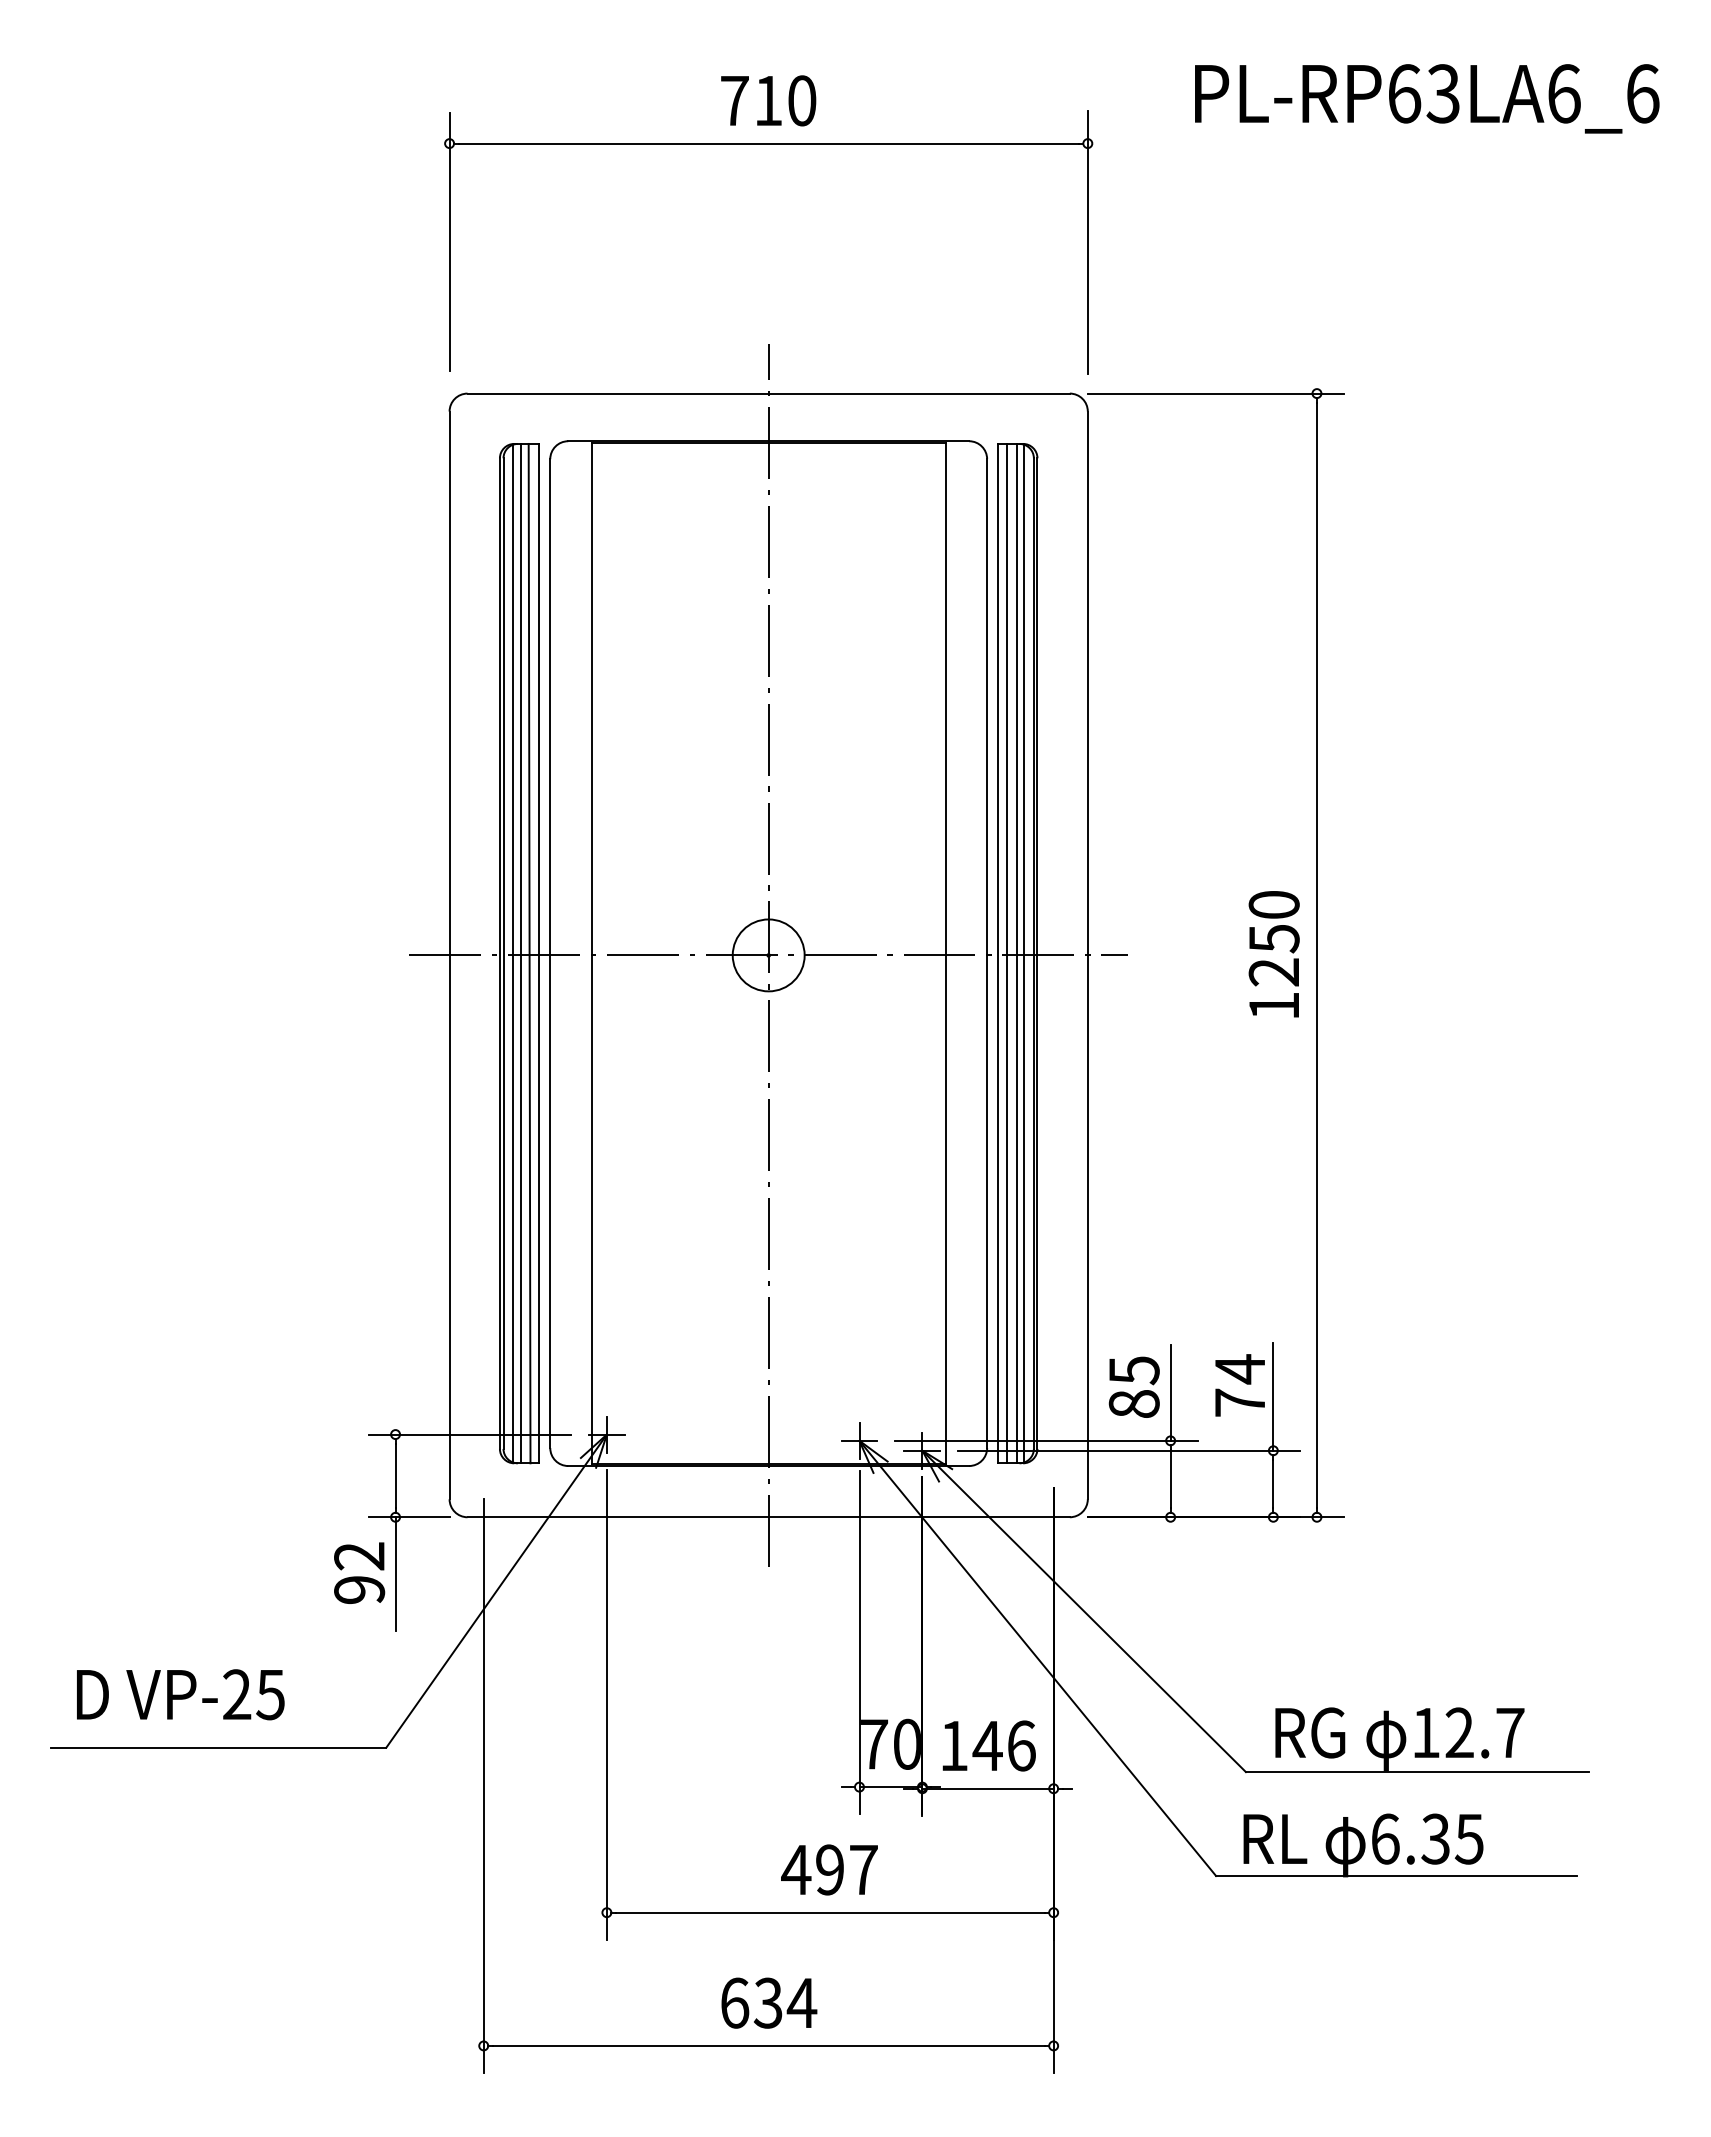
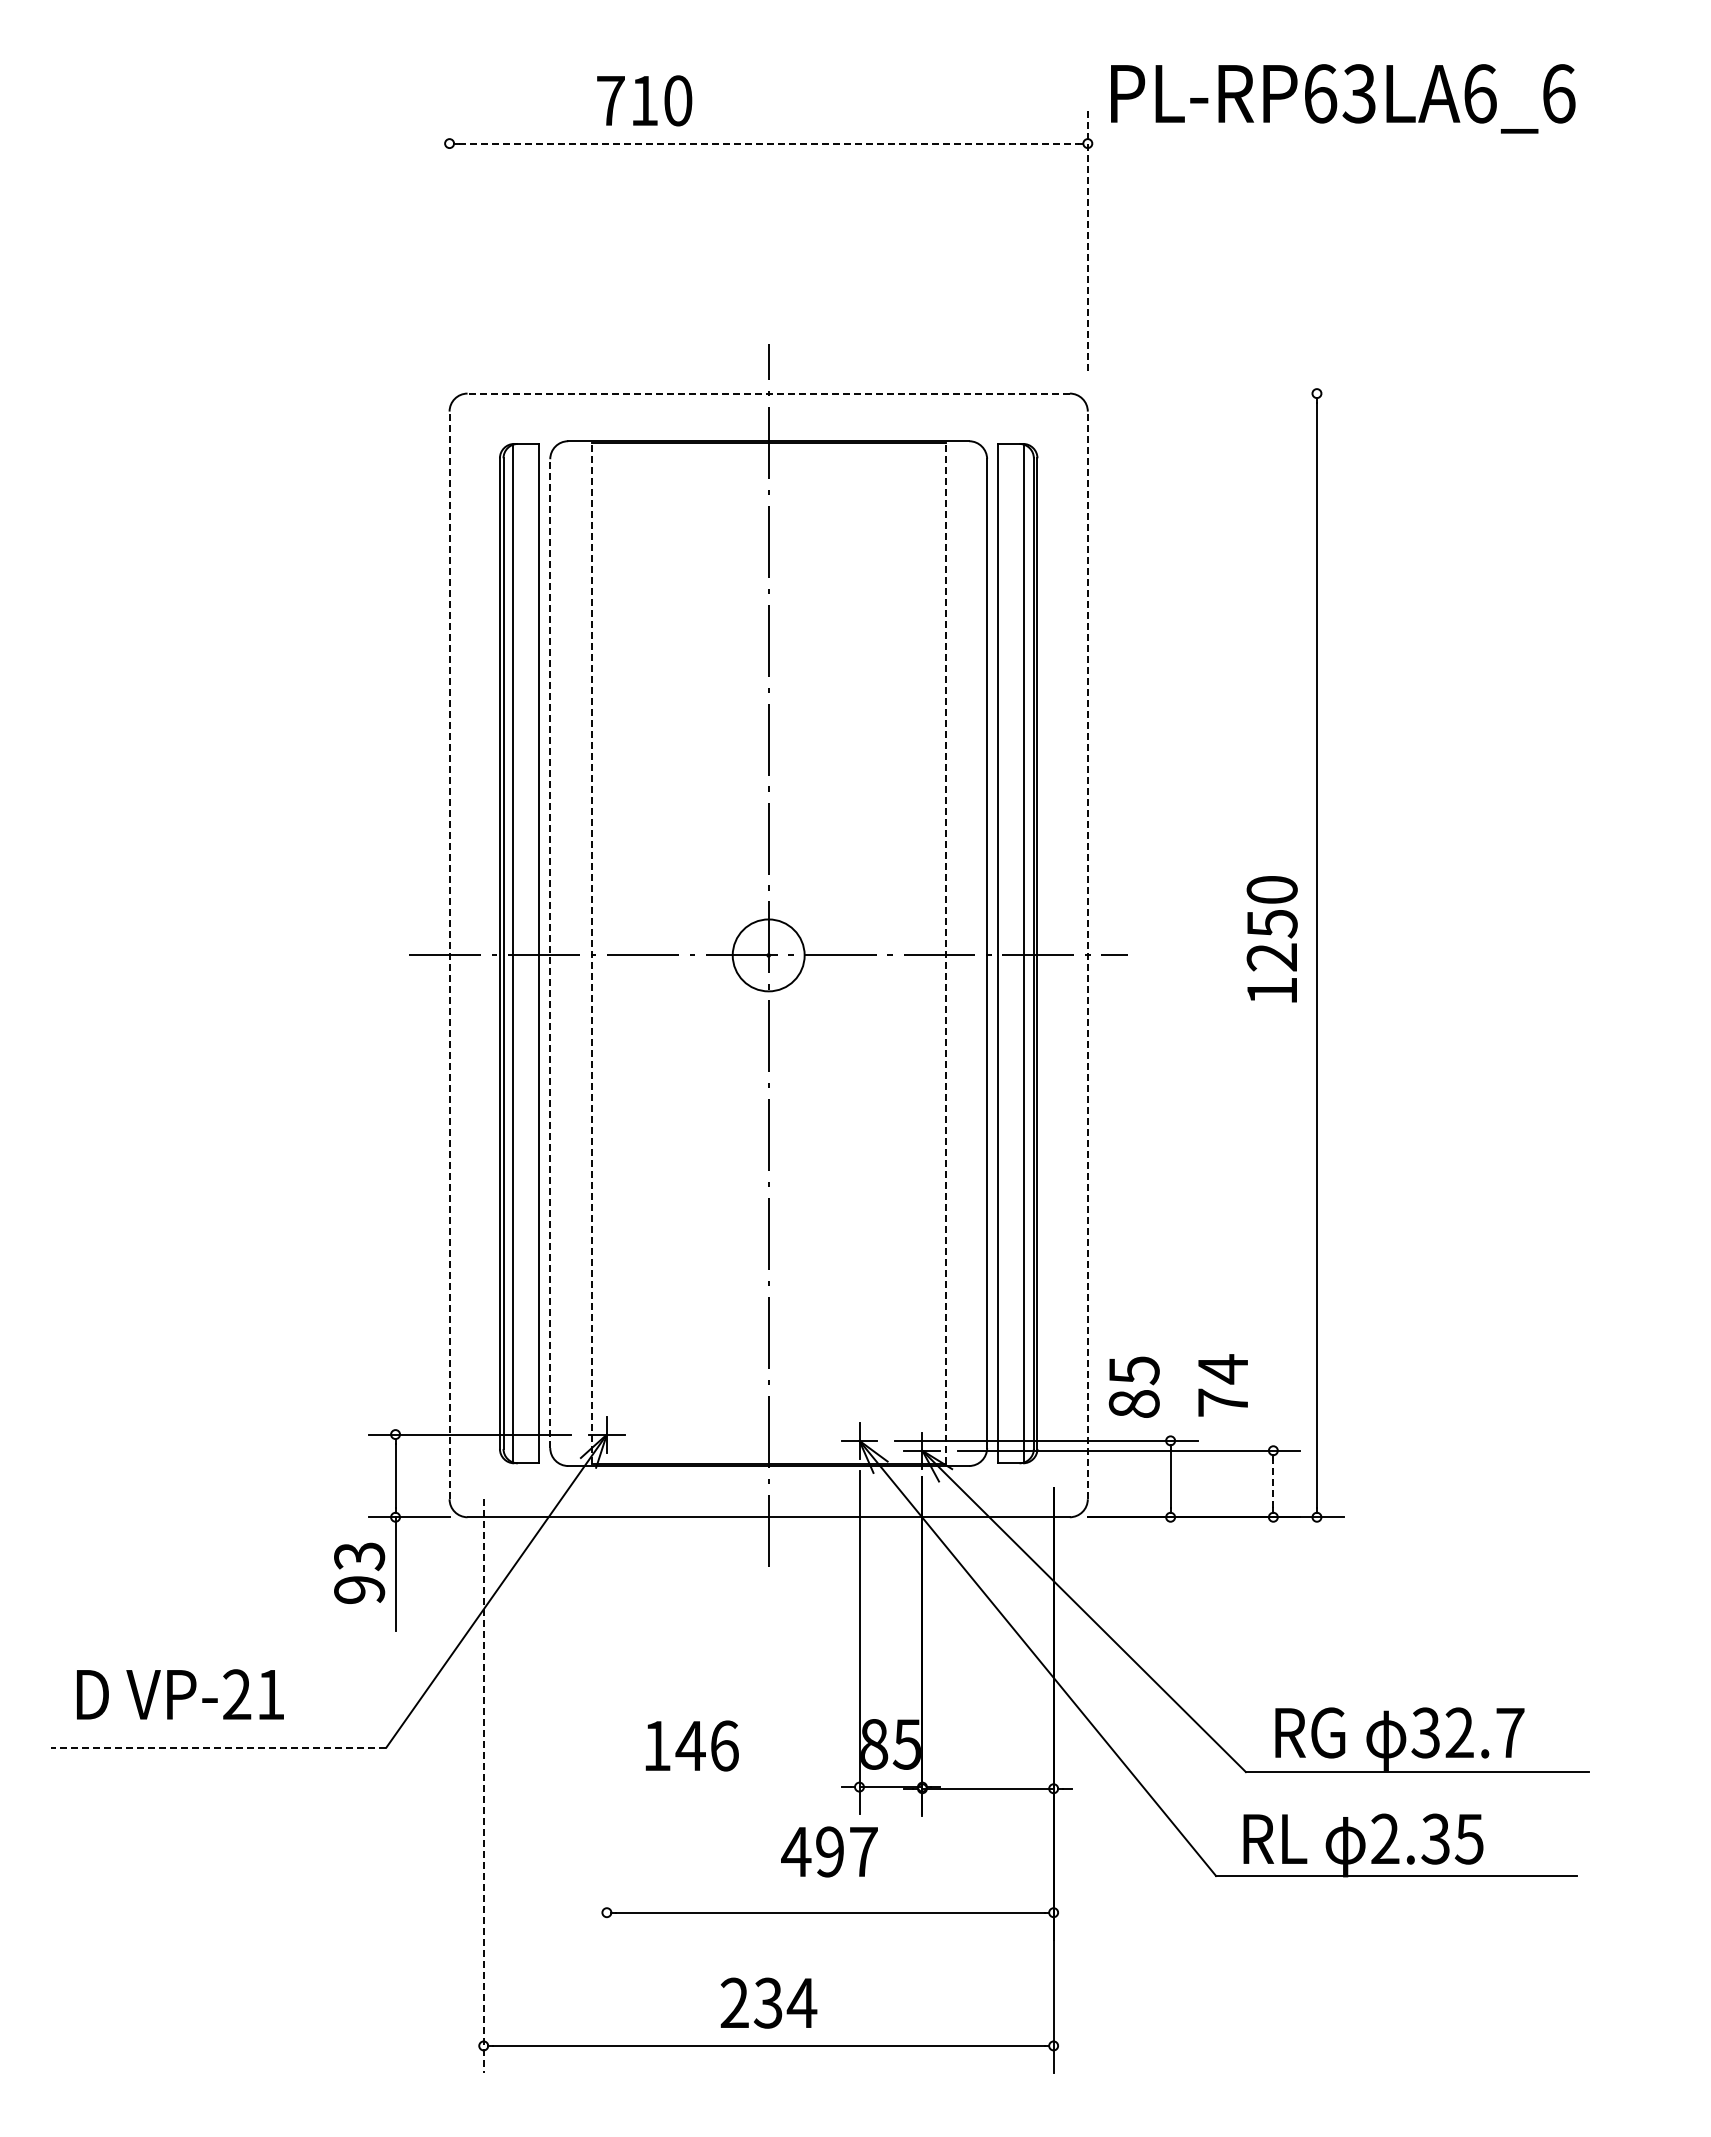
text position: (1427, 98) -> (1343, 98) (1343, 98)
text position: (768, 100) -> (644, 100) (644, 100)
line: solid -> dashed (769, 143)
line: present -> none (449, 242)
line: solid -> dashed (1087, 242)
line: solid -> dashed (768, 393)
line: present -> none (1215, 393)
line: present -> none (520, 953)
line: present -> none (529, 953)
line: solid -> dashed (550, 953)
line: solid -> dashed (591, 953)
line: solid -> dashed (945, 953)
line: present -> none (1006, 953)
line: present -> none (1016, 953)
text position: (1273, 954) -> (1271, 939) (1271, 939)
line: solid -> dashed (449, 955)
line: solid -> dashed (1087, 955)
text position: (1239, 1385) -> (1222, 1385) (1222, 1385)
line: present -> none (1170, 1392)
line: present -> none (1273, 1396)
line: solid -> dashed (1273, 1483)
text: 92 -> 93 (359, 1556)
text: VP-25 -> VP-21 (270, 1695)
line: present -> none (606, 1704)
text: 12.7 -> 32.7 (1425, 1732)
text: 70 -> 85 (890, 1743)
text position: (988, 1745) -> (691, 1745) (691, 1745)
line: solid -> dashed (218, 1747)
line: solid -> dashed (483, 1786)
text: 6.35 -> 2.35 (1385, 1838)
text position: (829, 1869) -> (829, 1851) (829, 1851)
text: 634 -> 234 (734, 2002)
